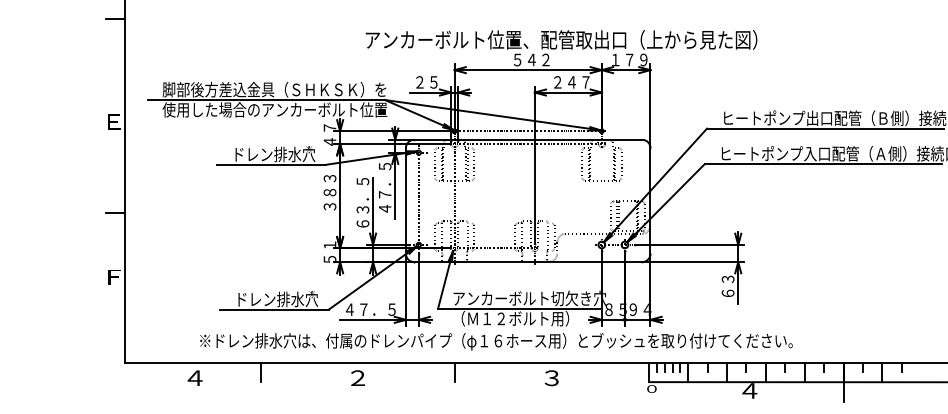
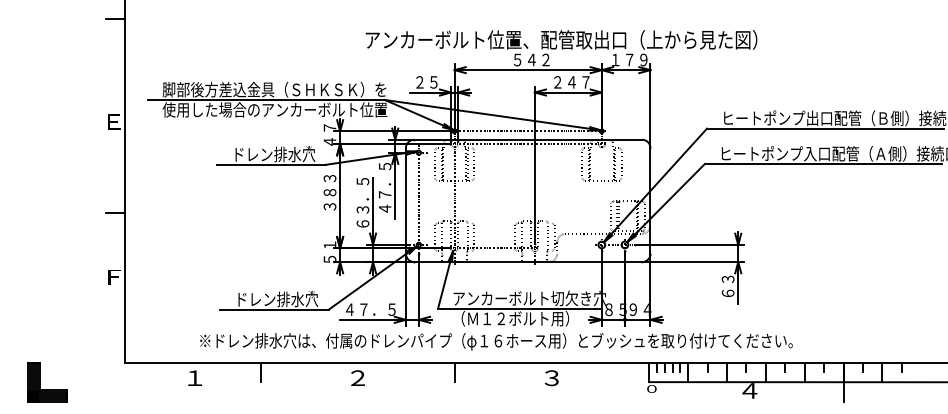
text: ４ -> １ (194, 377)
part: none -> present (40, 382)
